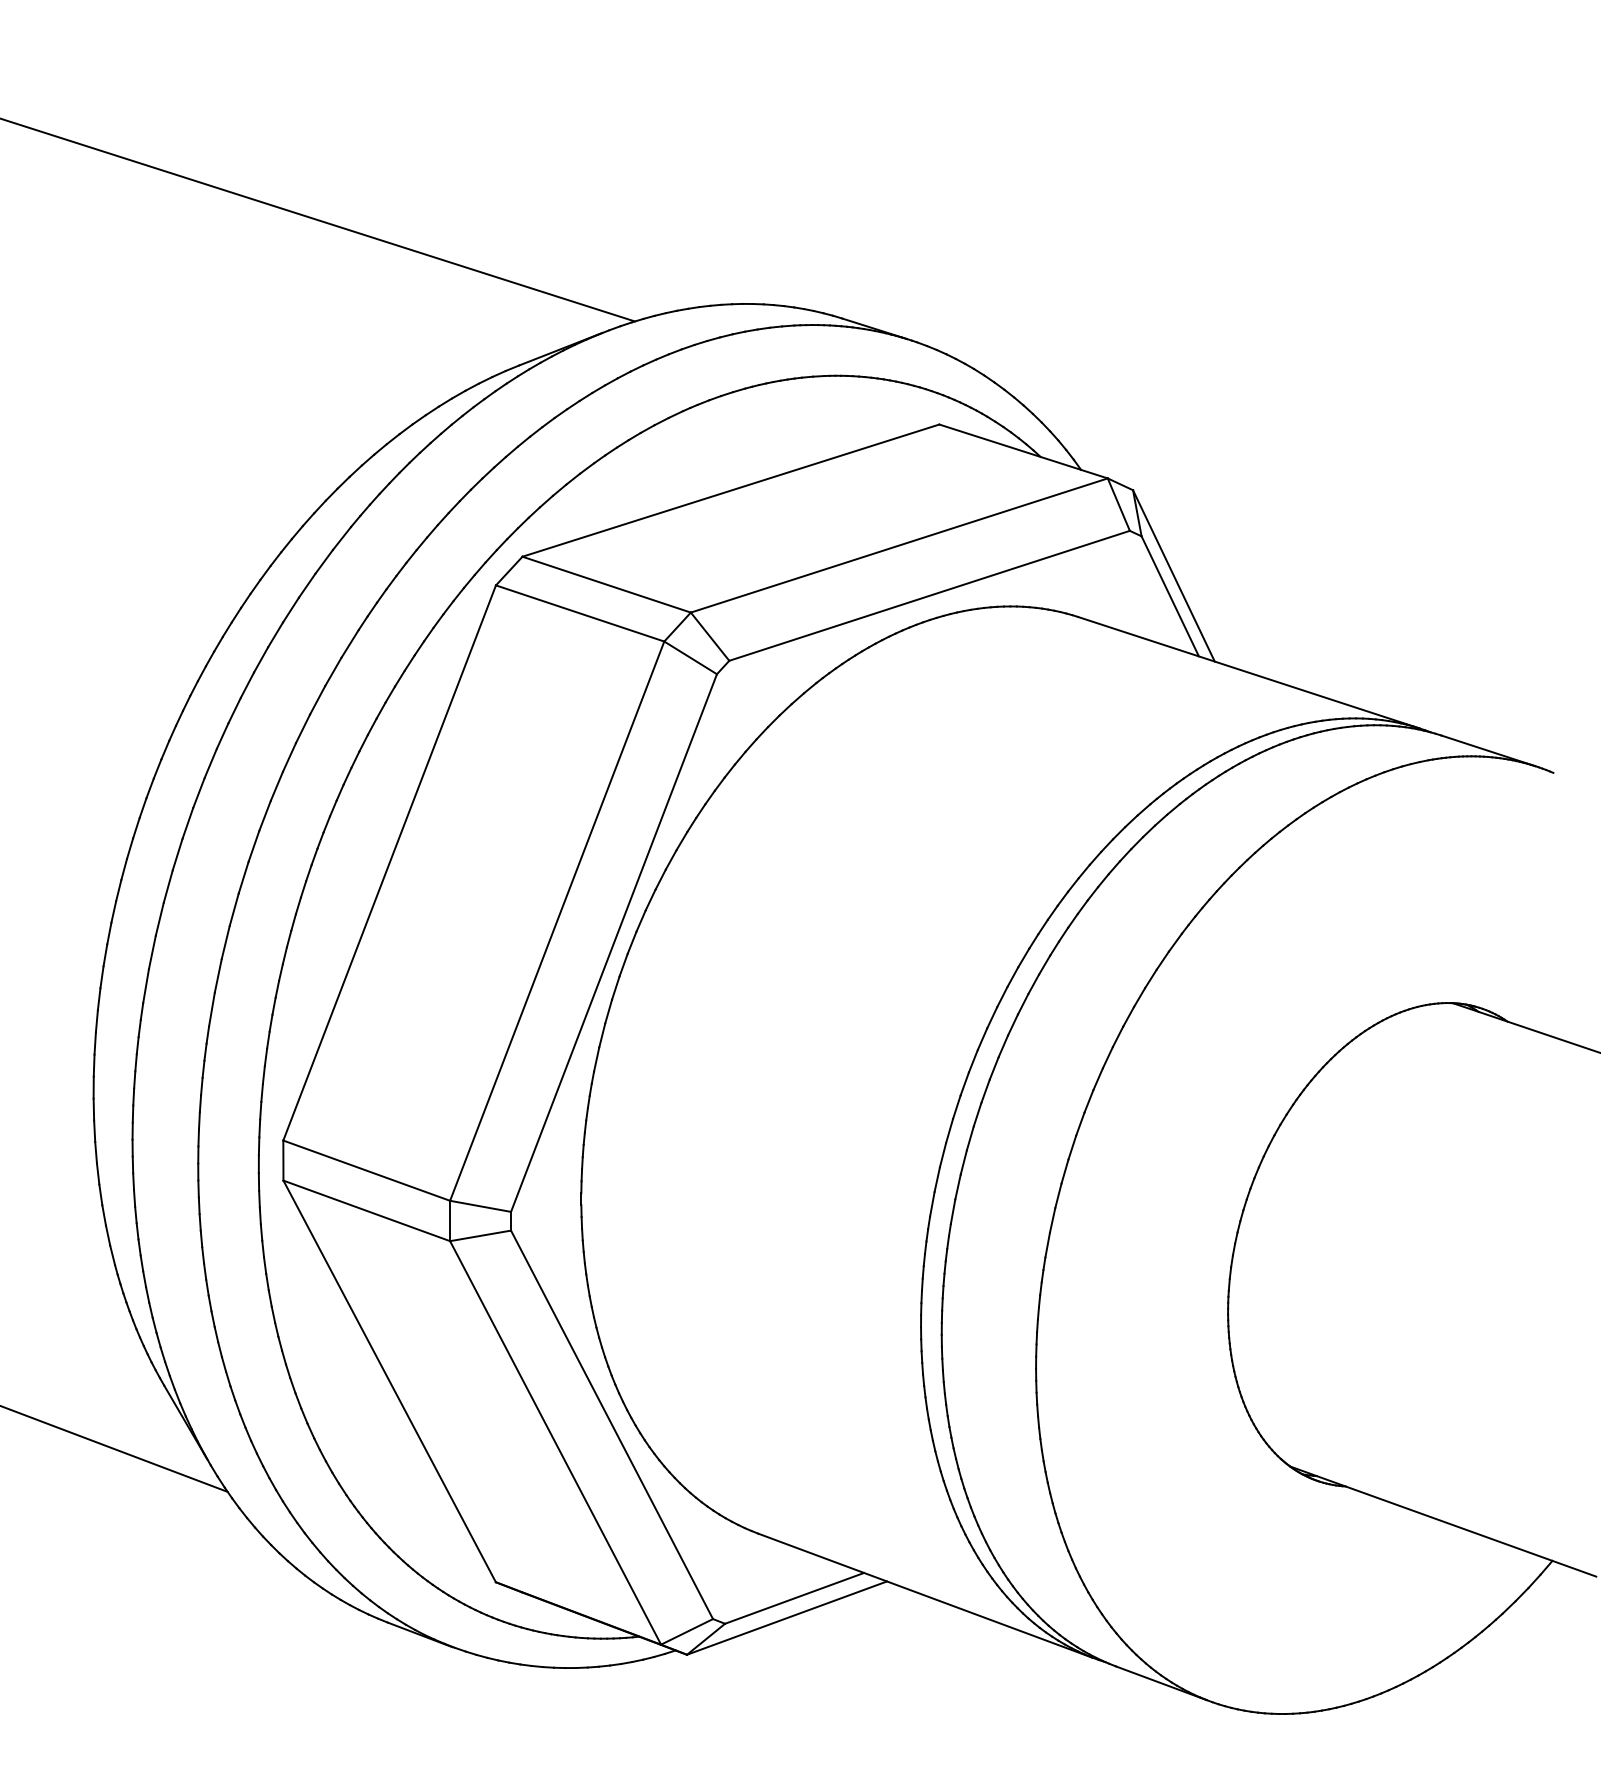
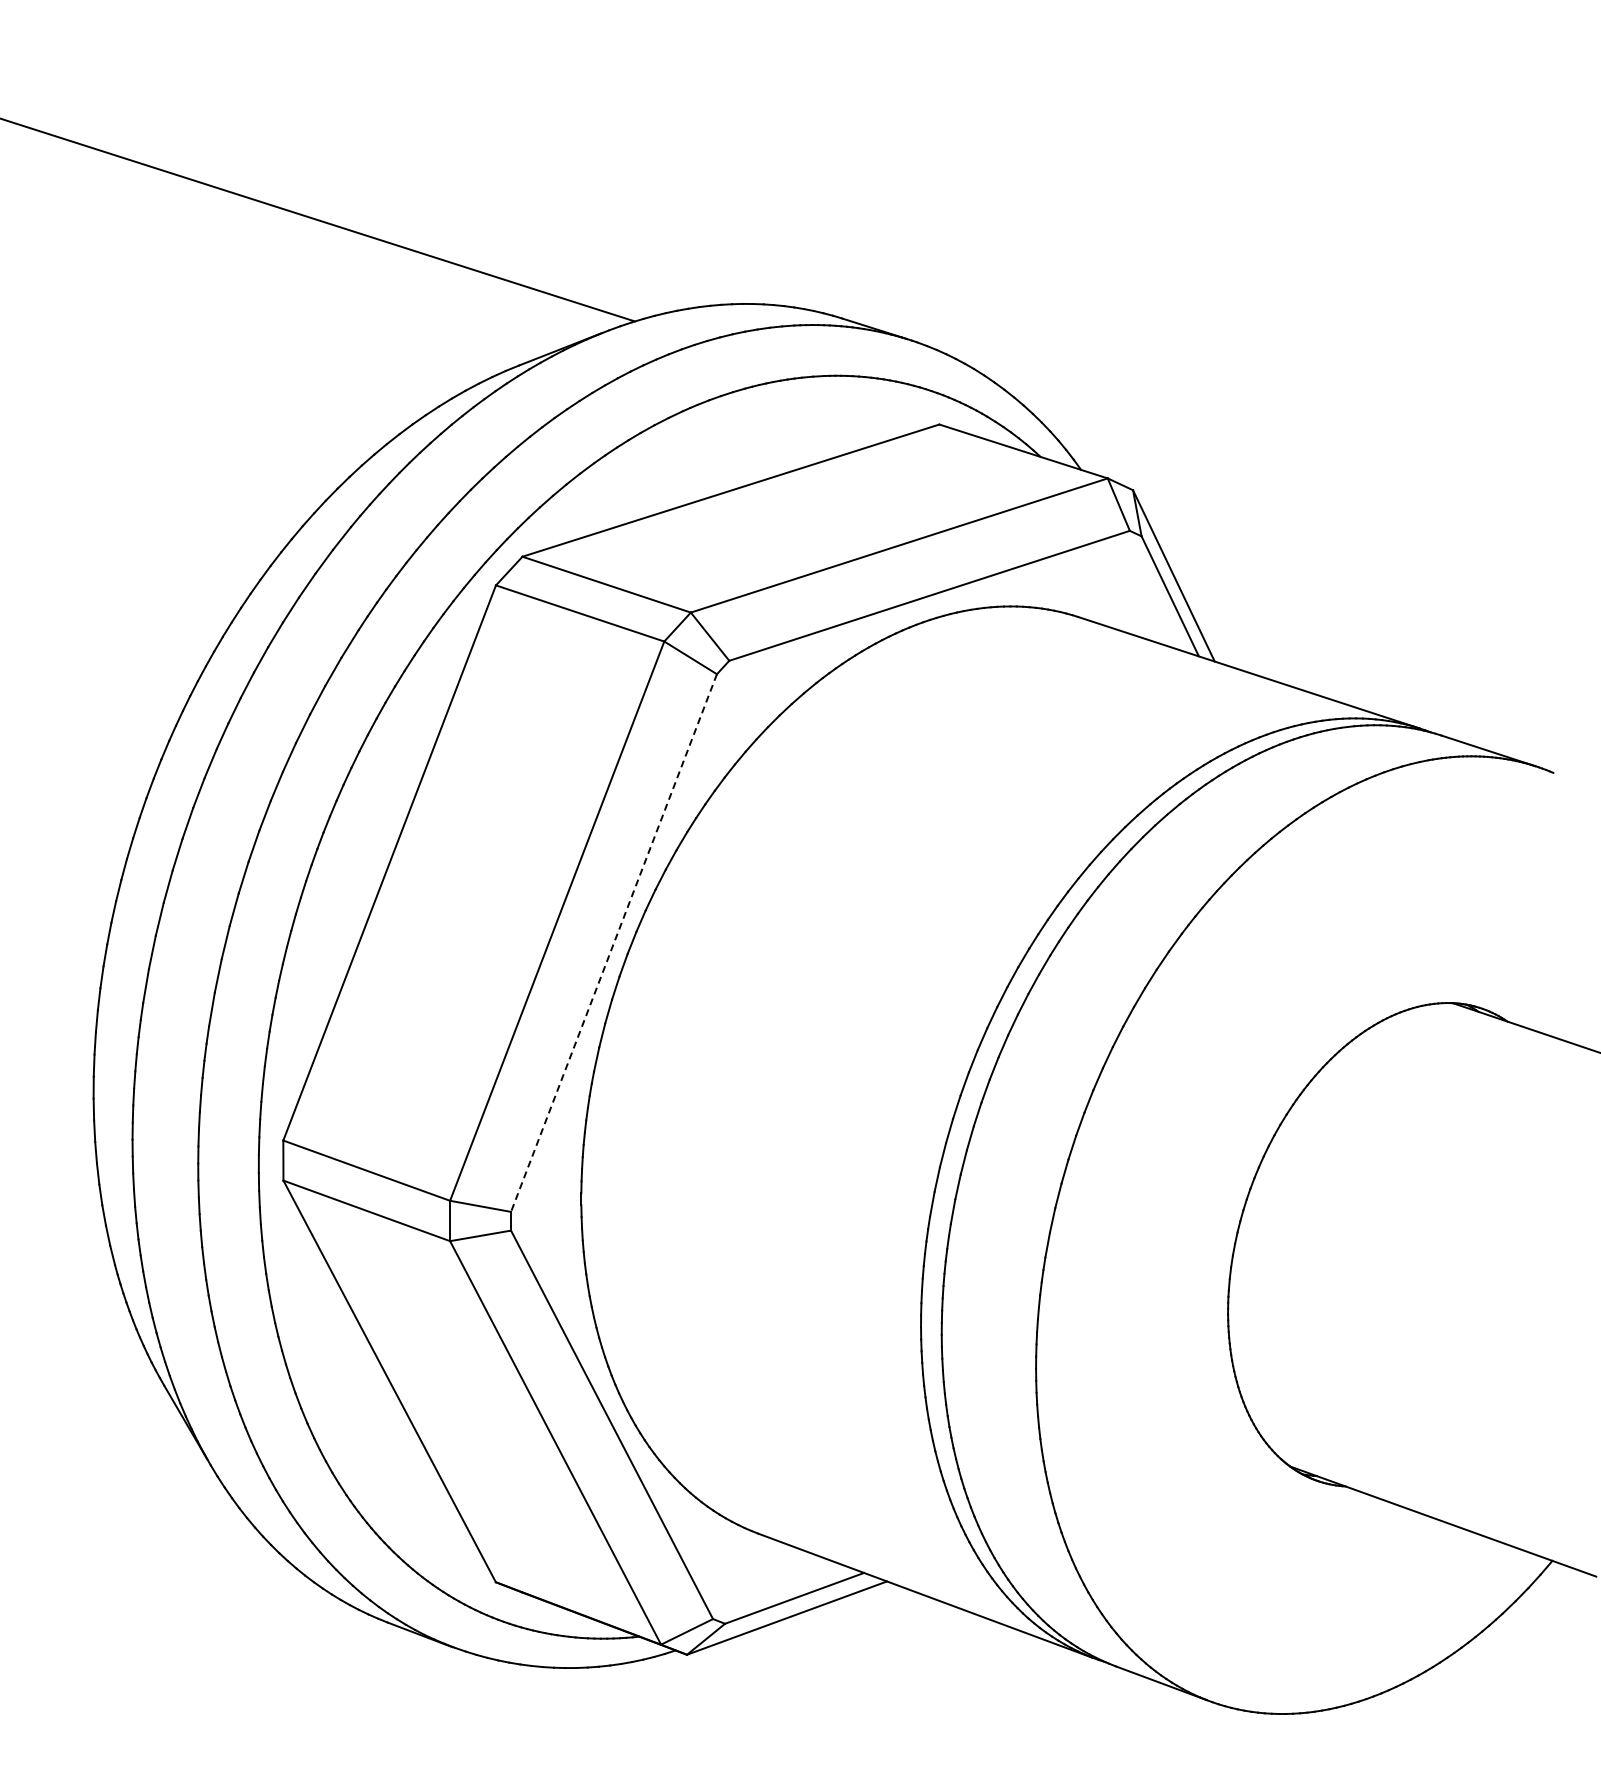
line: solid -> dashed (614, 943)
line: present -> none (114, 1448)
